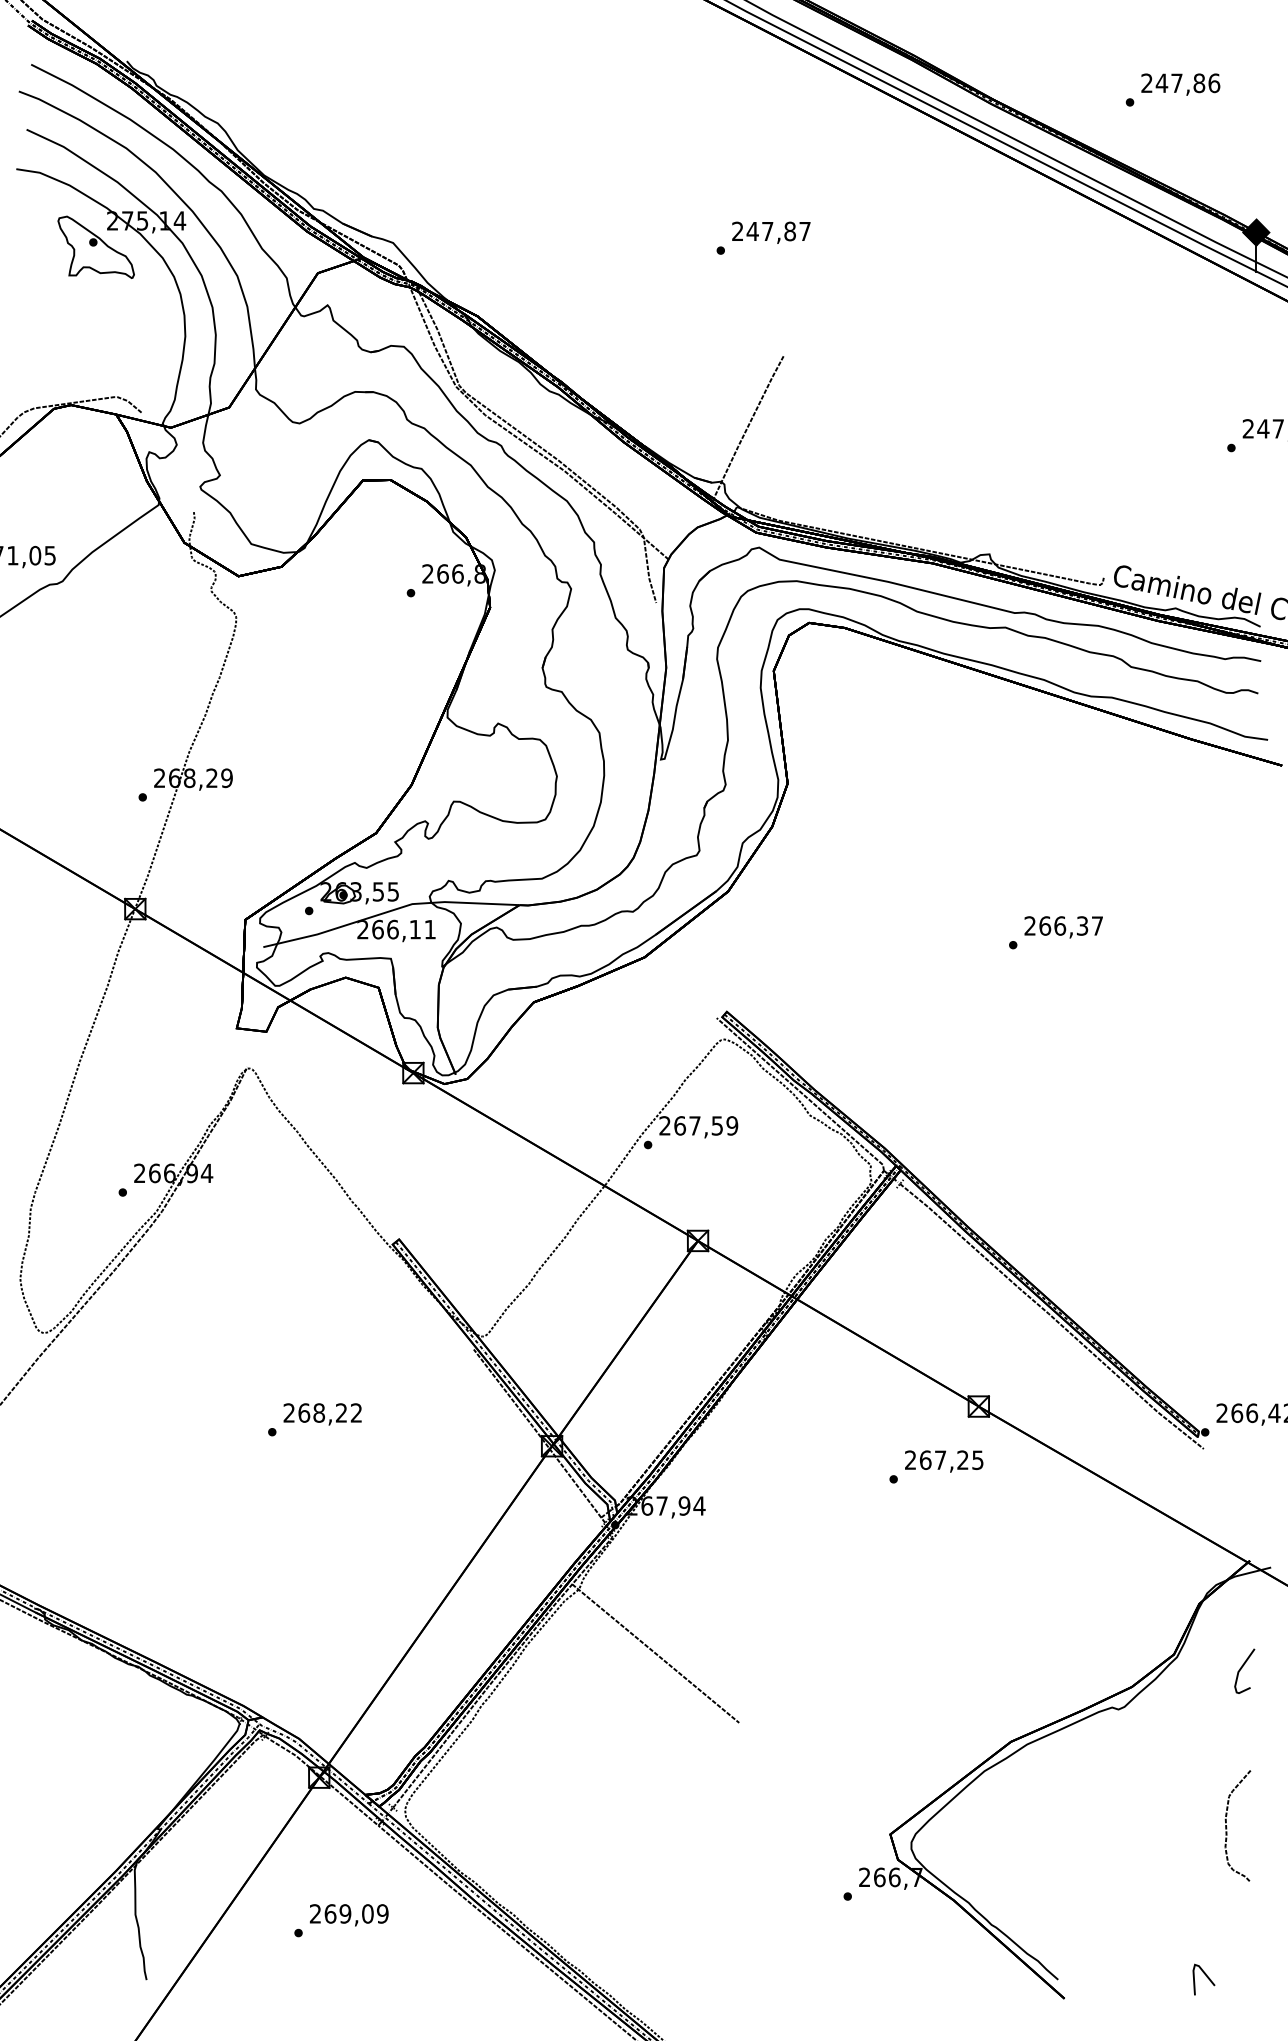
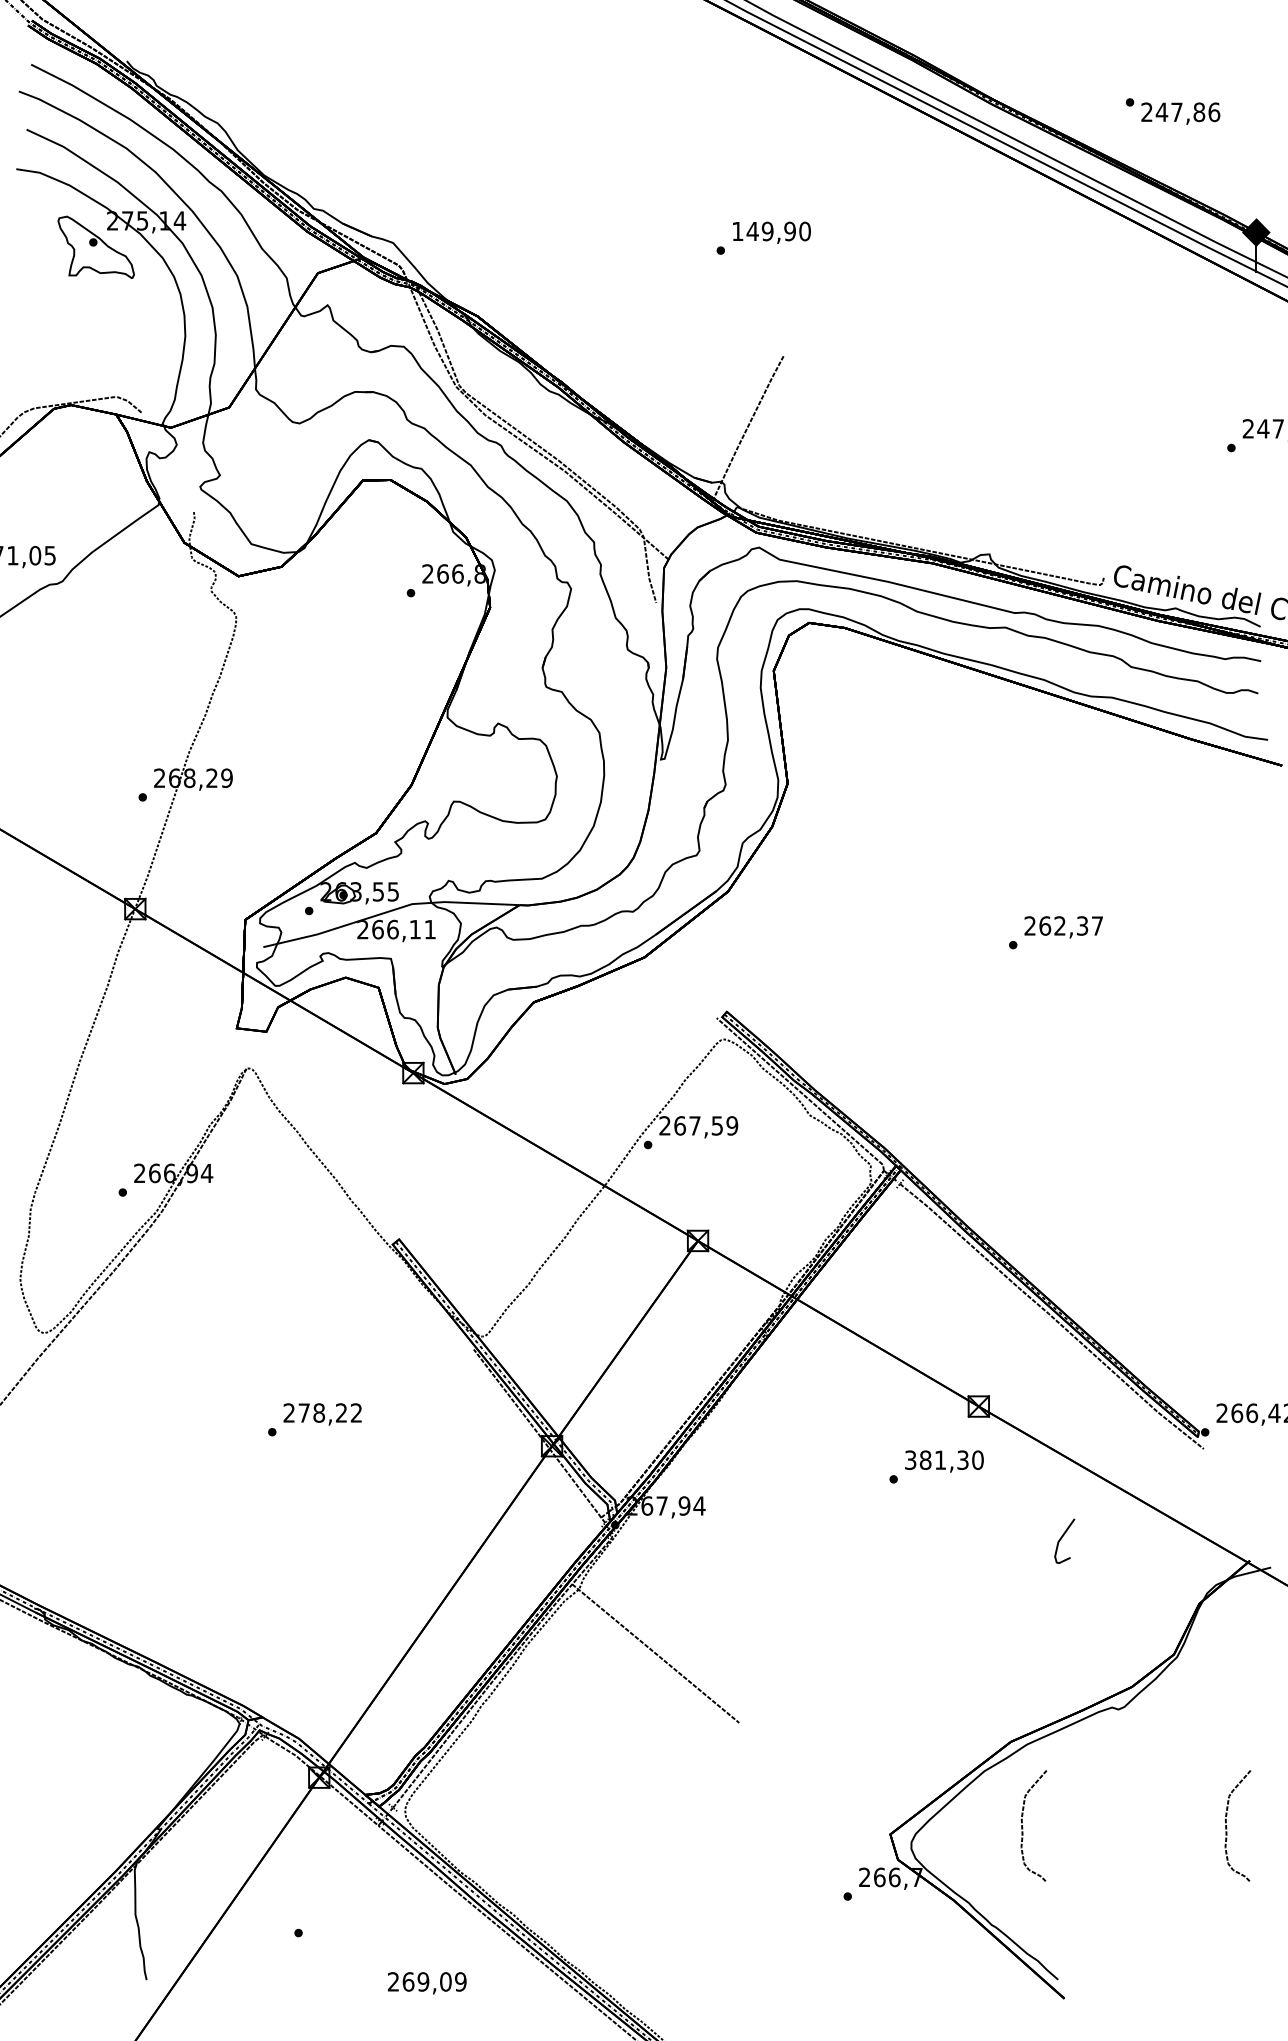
text position: (1180, 84) -> (1180, 113) (1180, 113)
text: 247,87 -> 149,90 (771, 231)
text: 266,37 -> 262,37 (1060, 925)
text: 268,22 -> 278,22 (304, 1412)
text: 267,25 -> 381,30 (944, 1460)
curve position: (1242, 1668) -> (1062, 1538) (1062, 1538)
curve: none -> present (1023, 1827)
text position: (349, 1915) -> (427, 1983) (427, 1983)
line: present -> none (1206, 1977)
